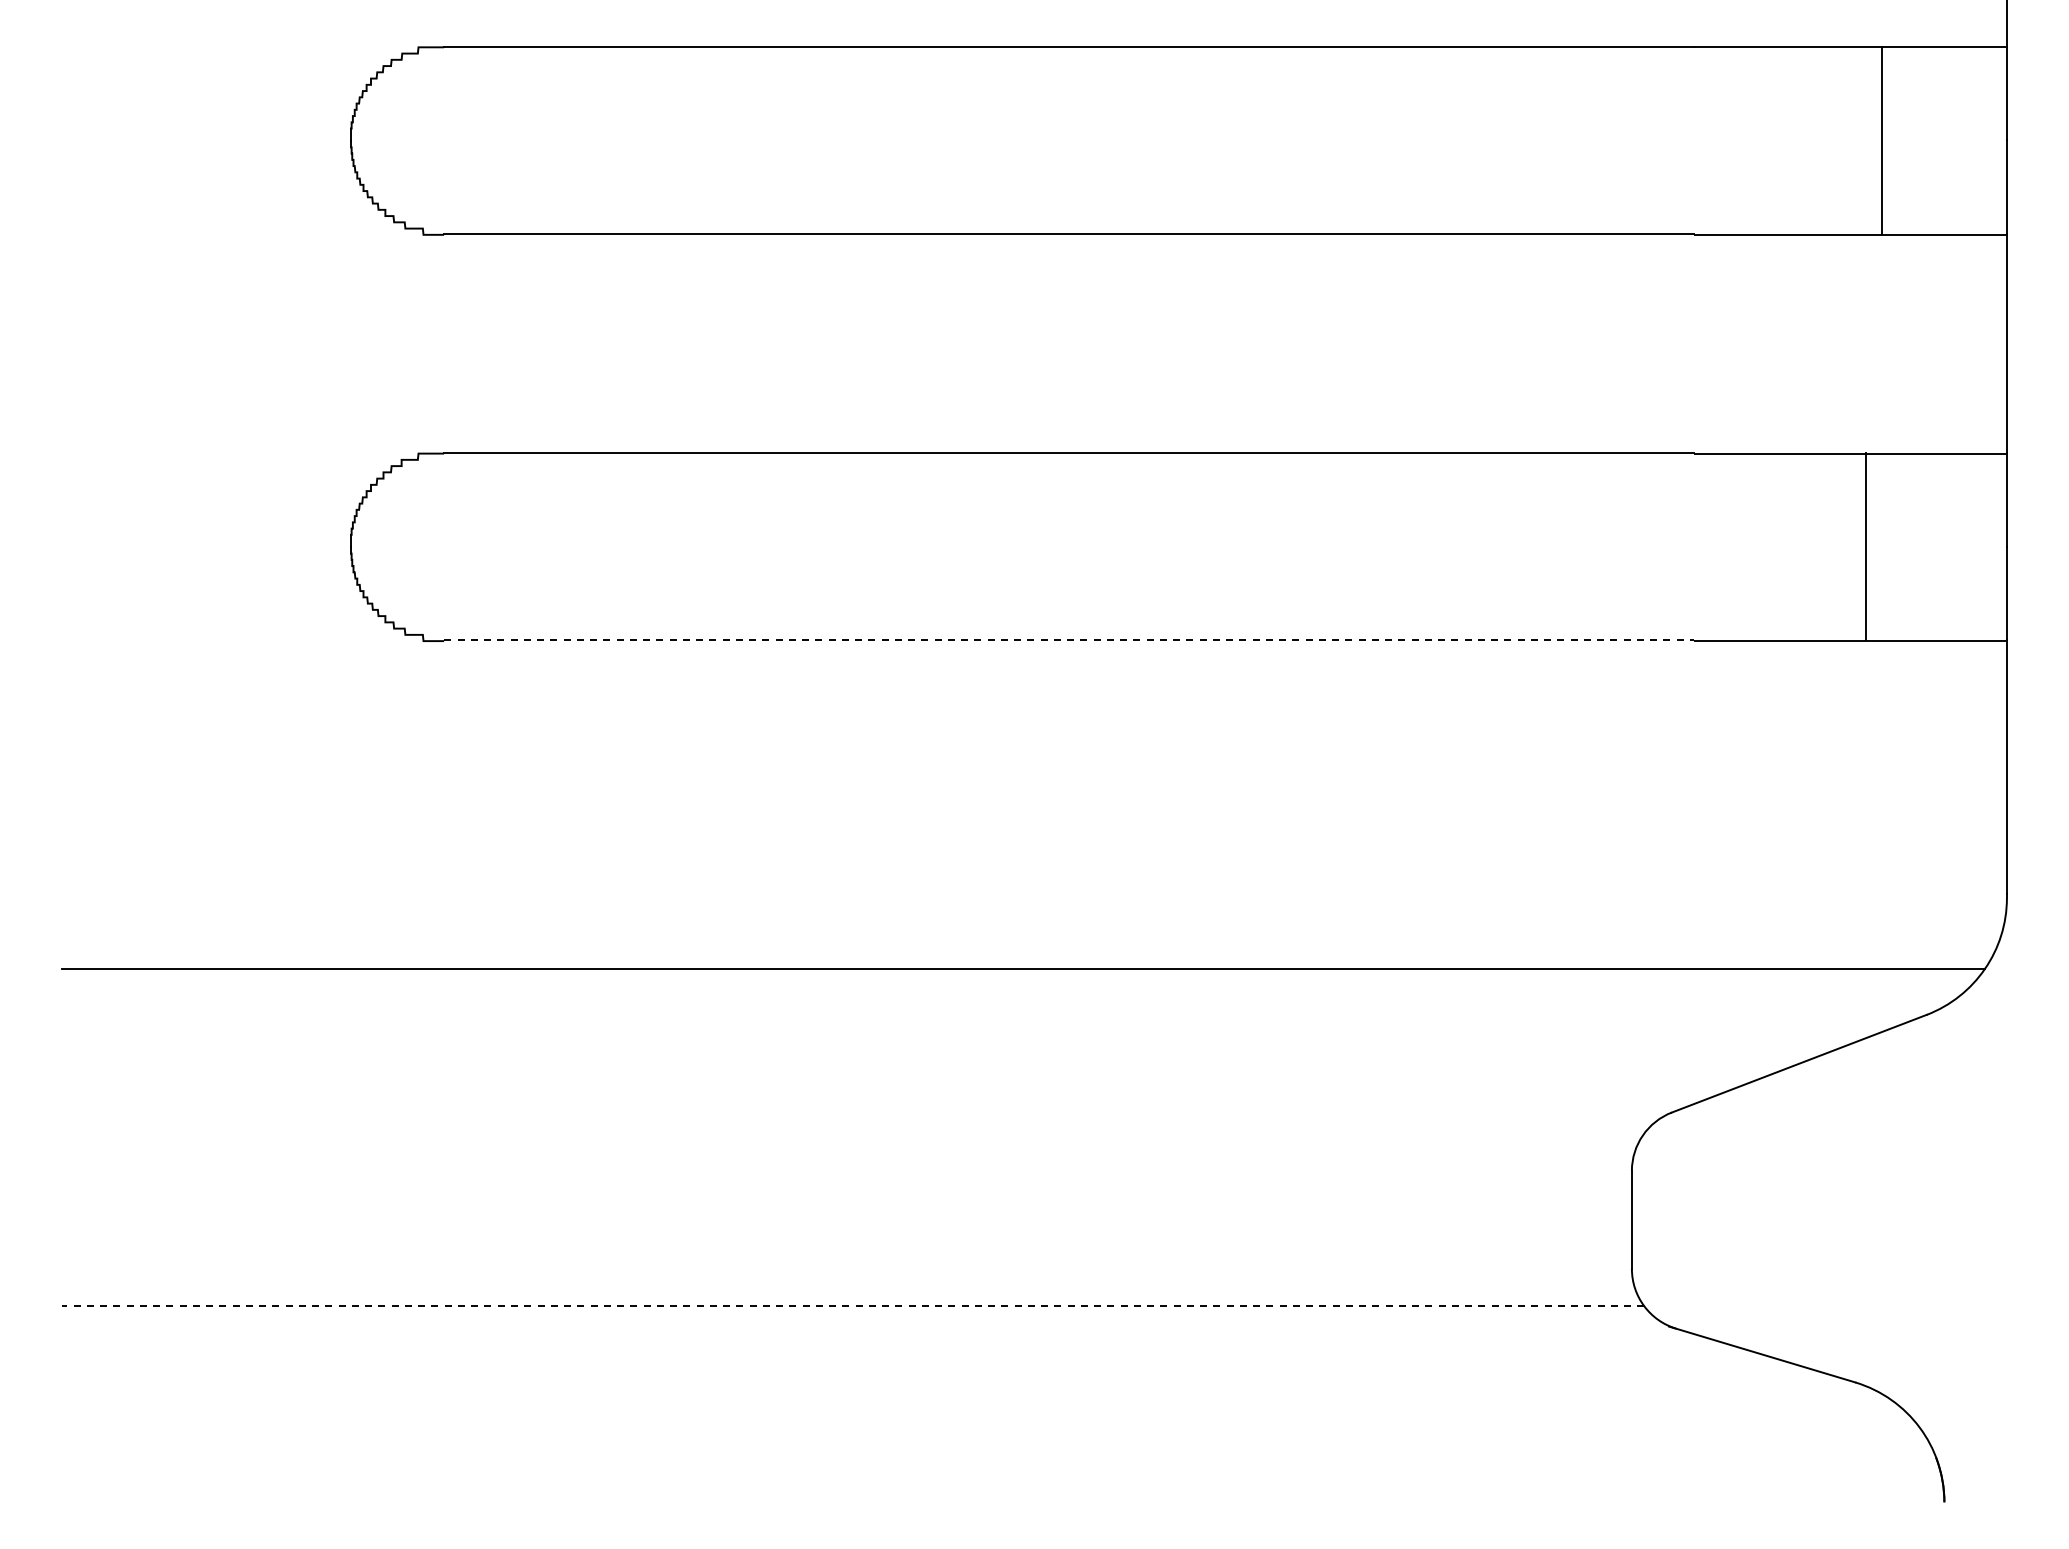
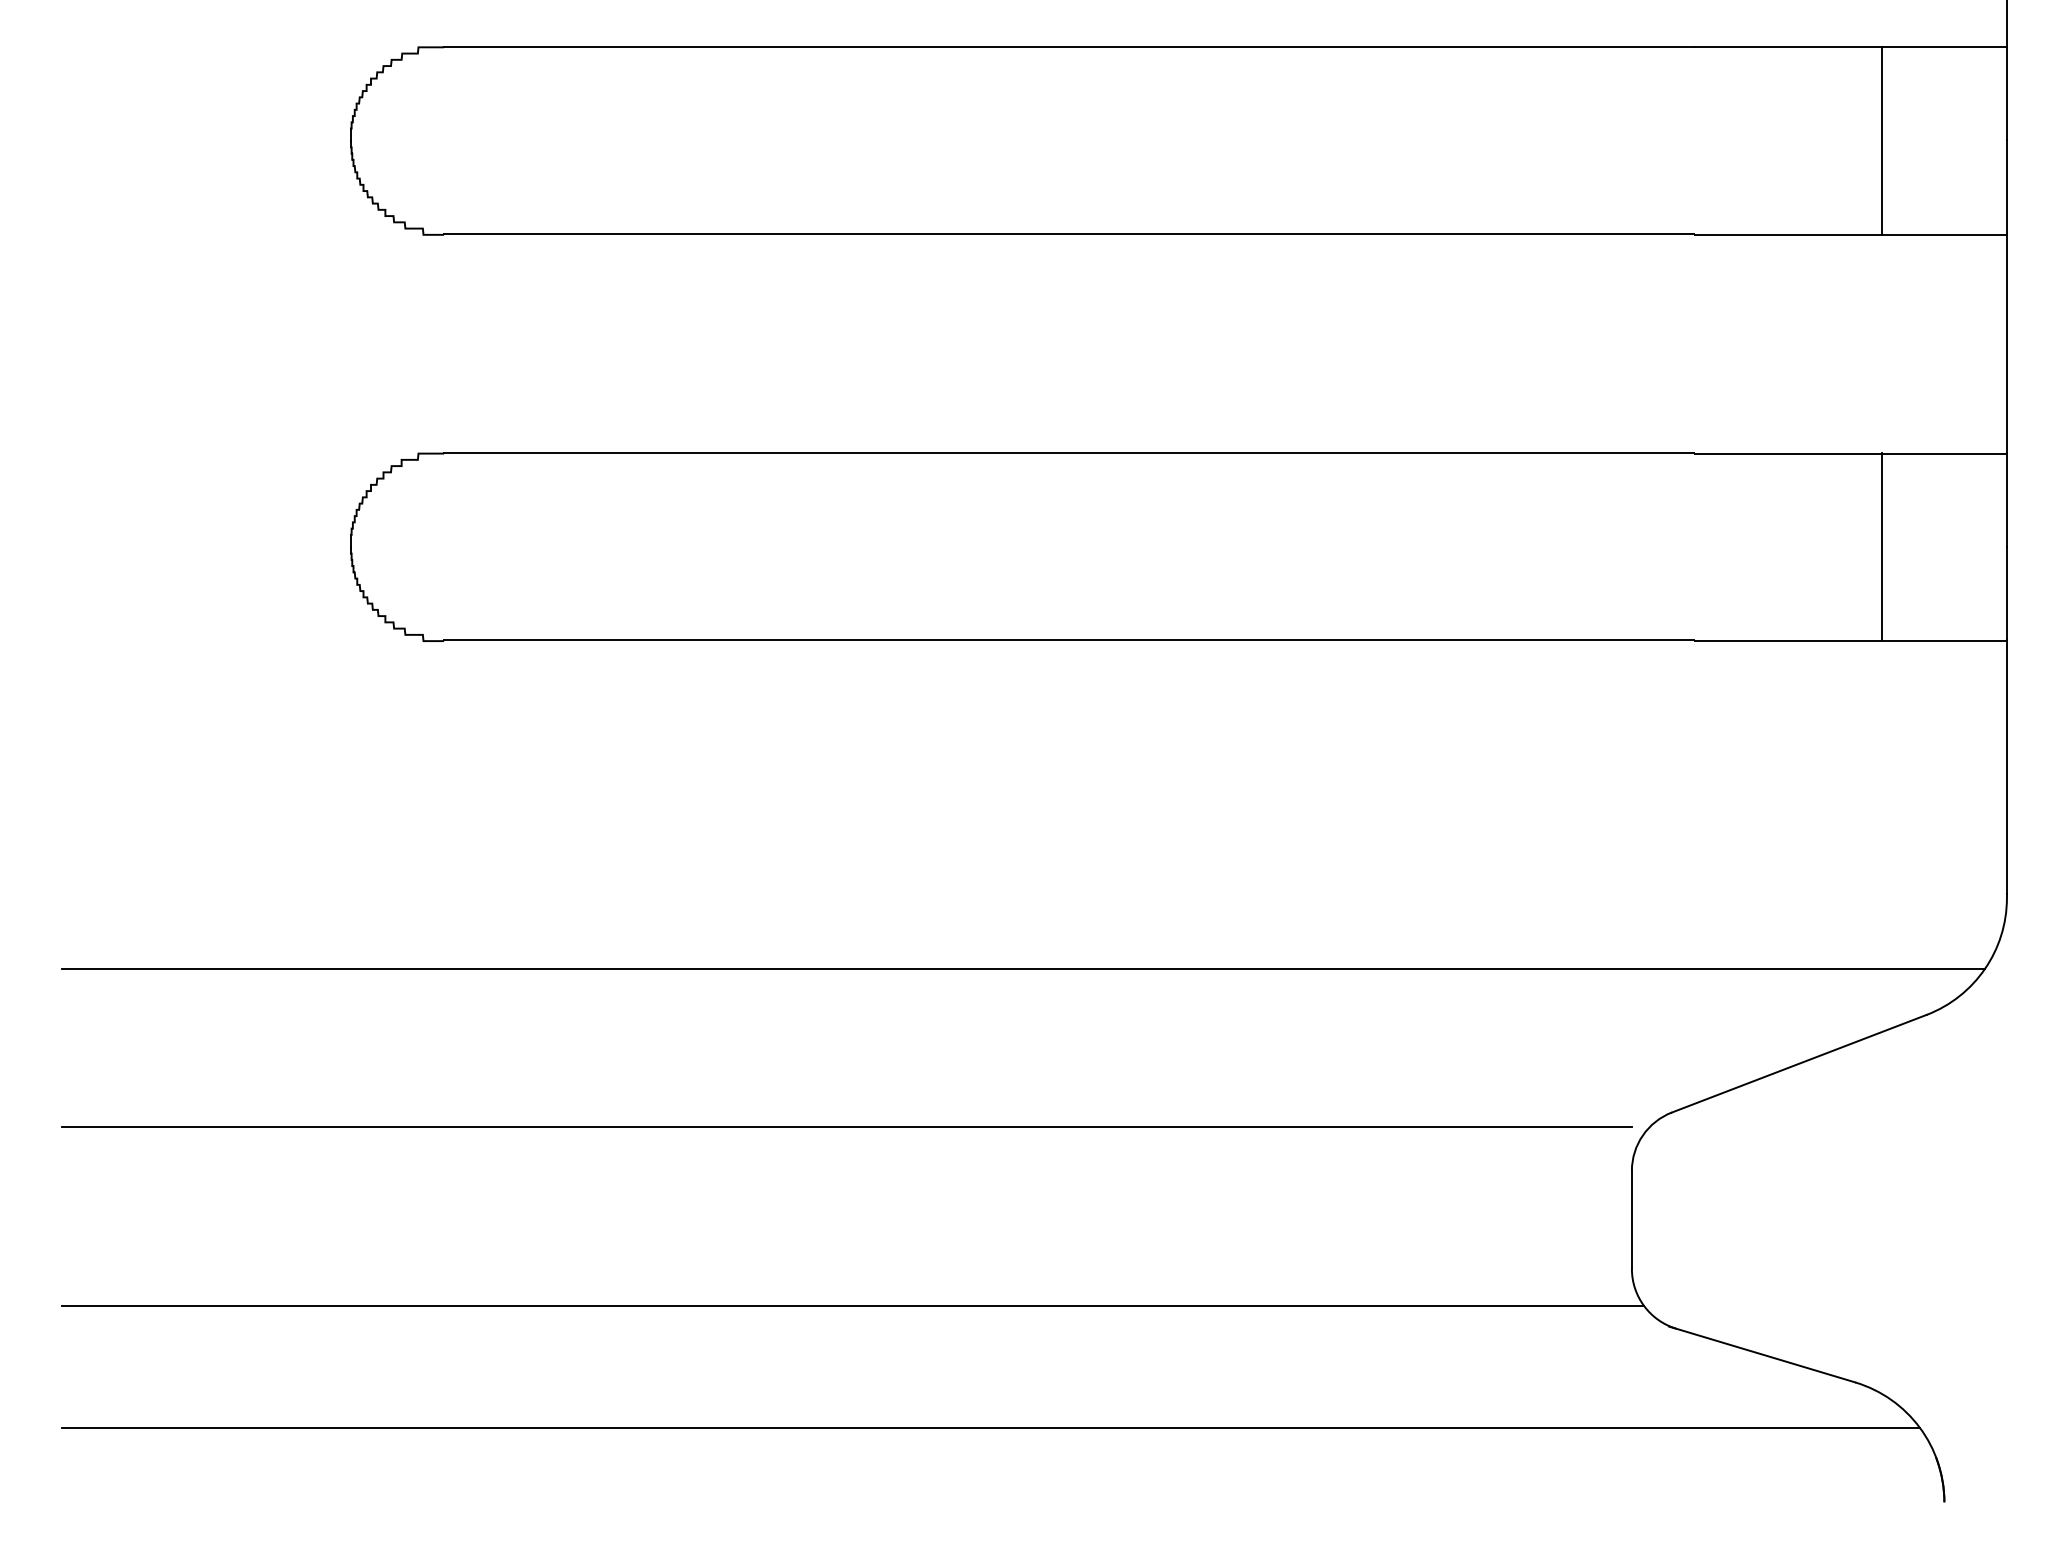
line position: (1865, 546) -> (1881, 546) (1881, 546)
line: dashed -> solid (1069, 640)
line: none -> present (846, 1126)
line: dashed -> solid (852, 1306)
line: none -> present (990, 1427)
